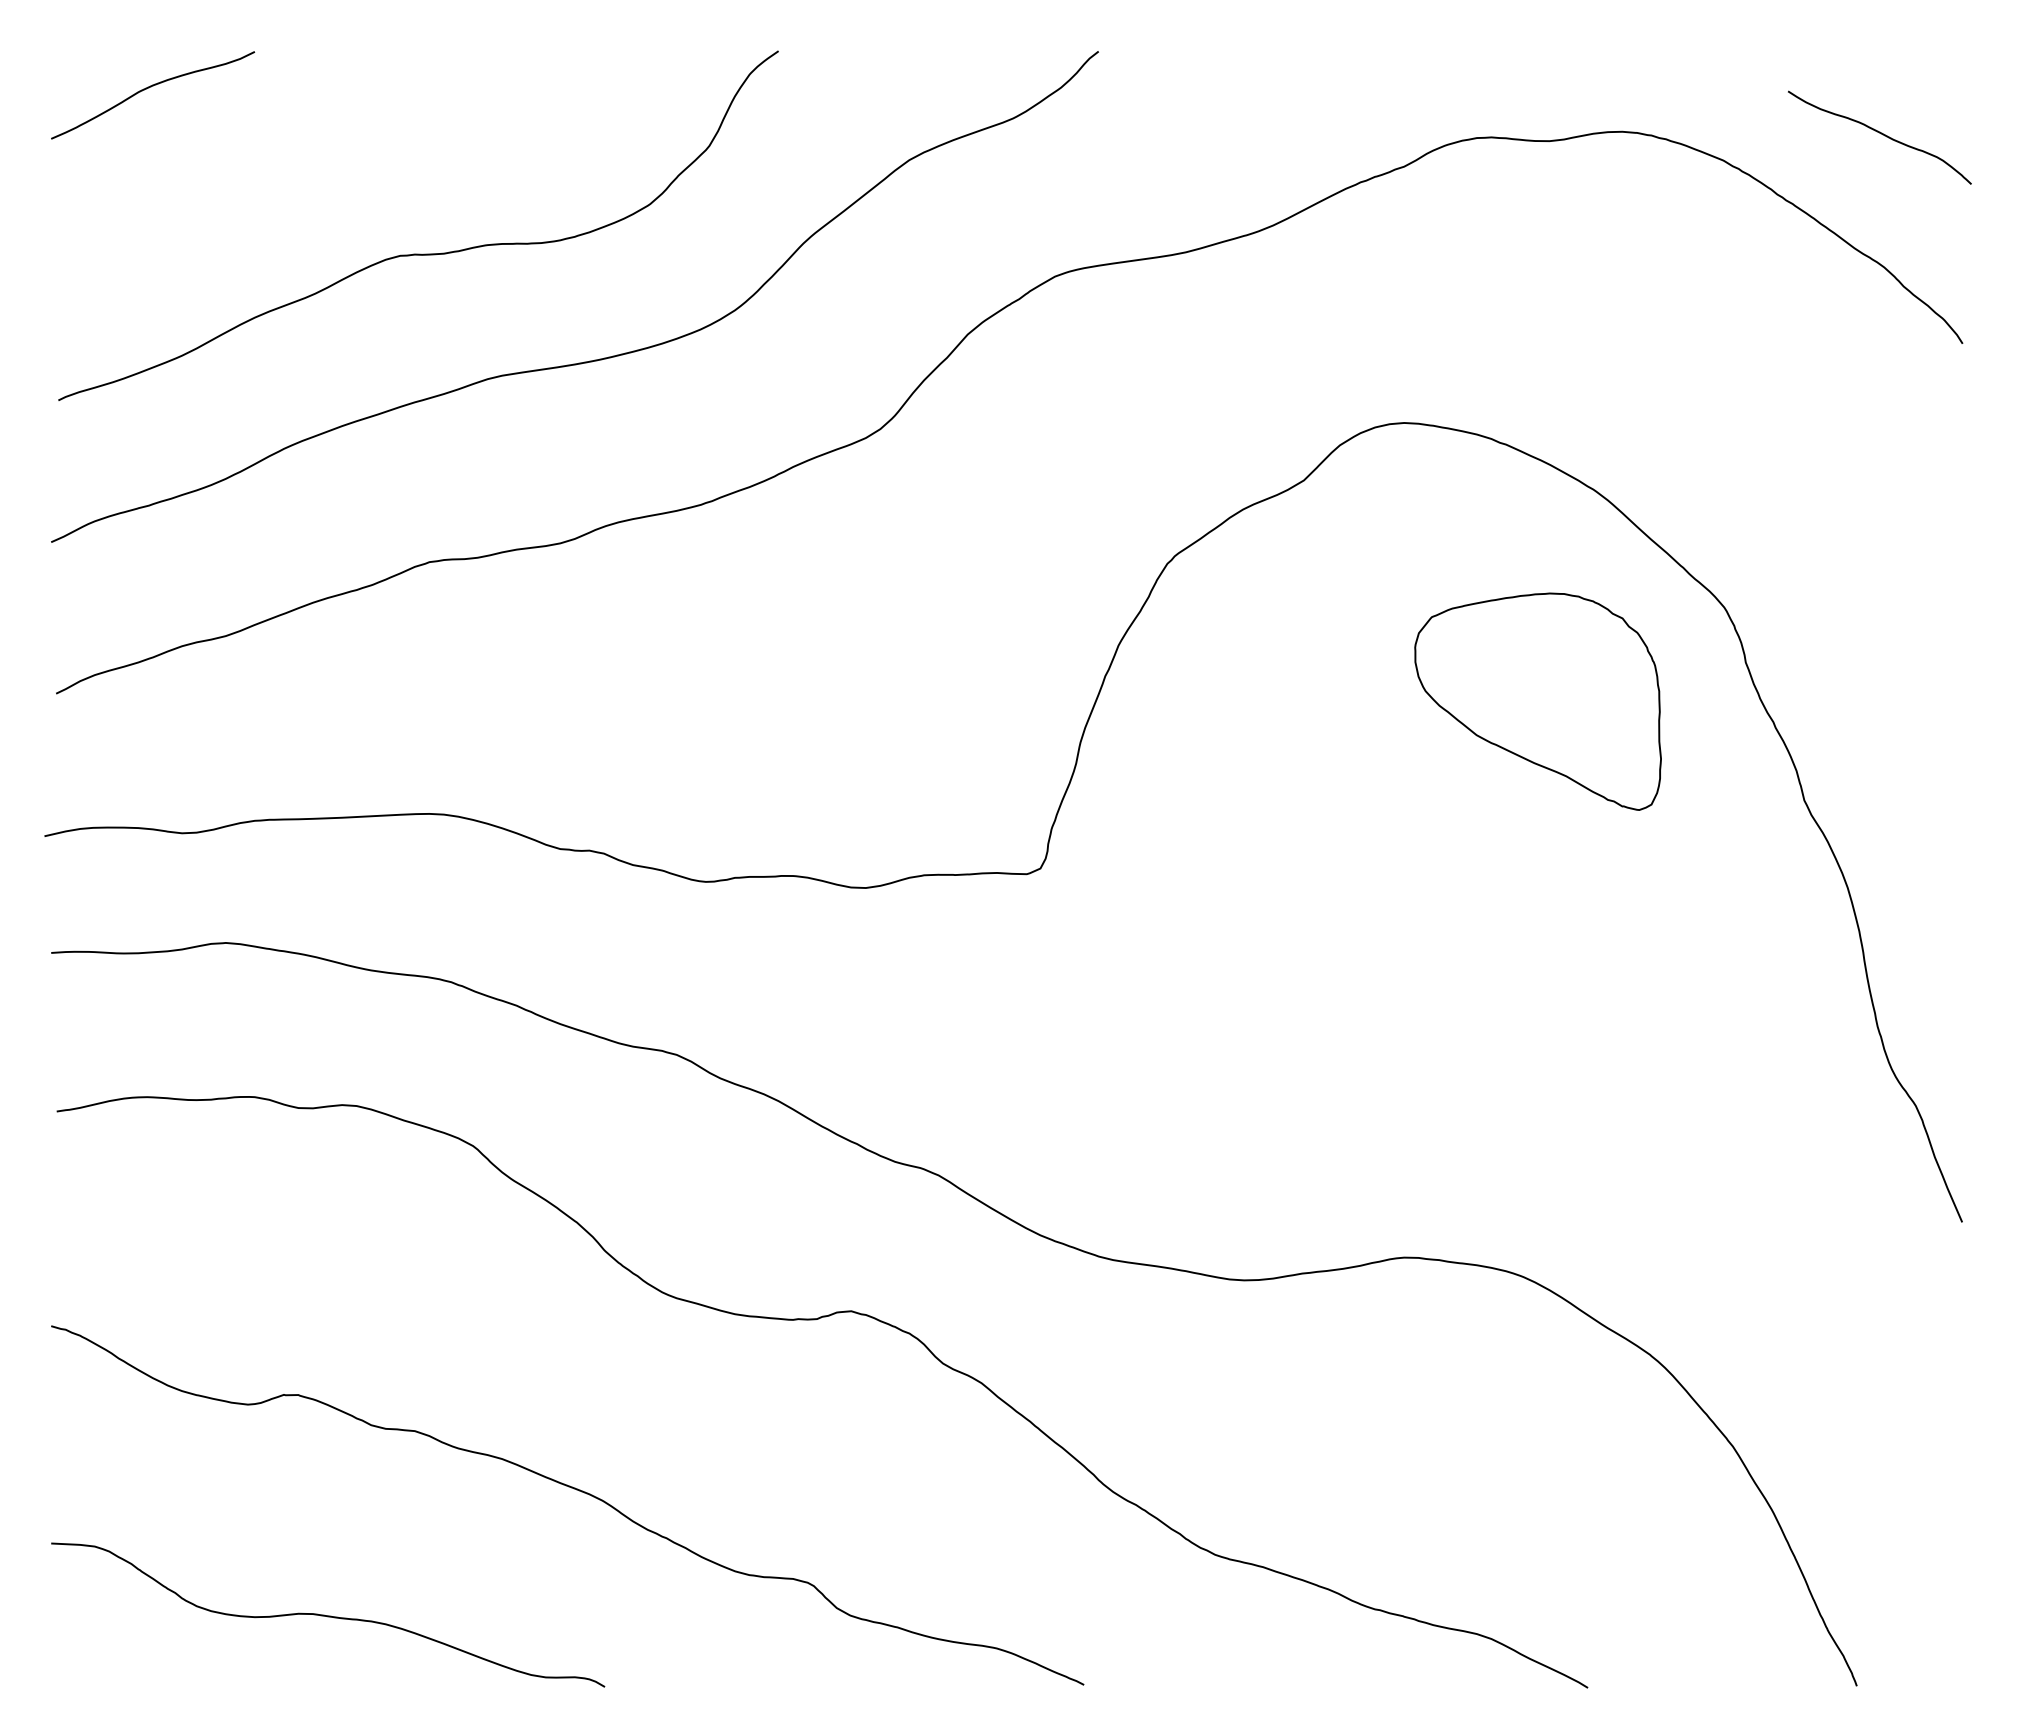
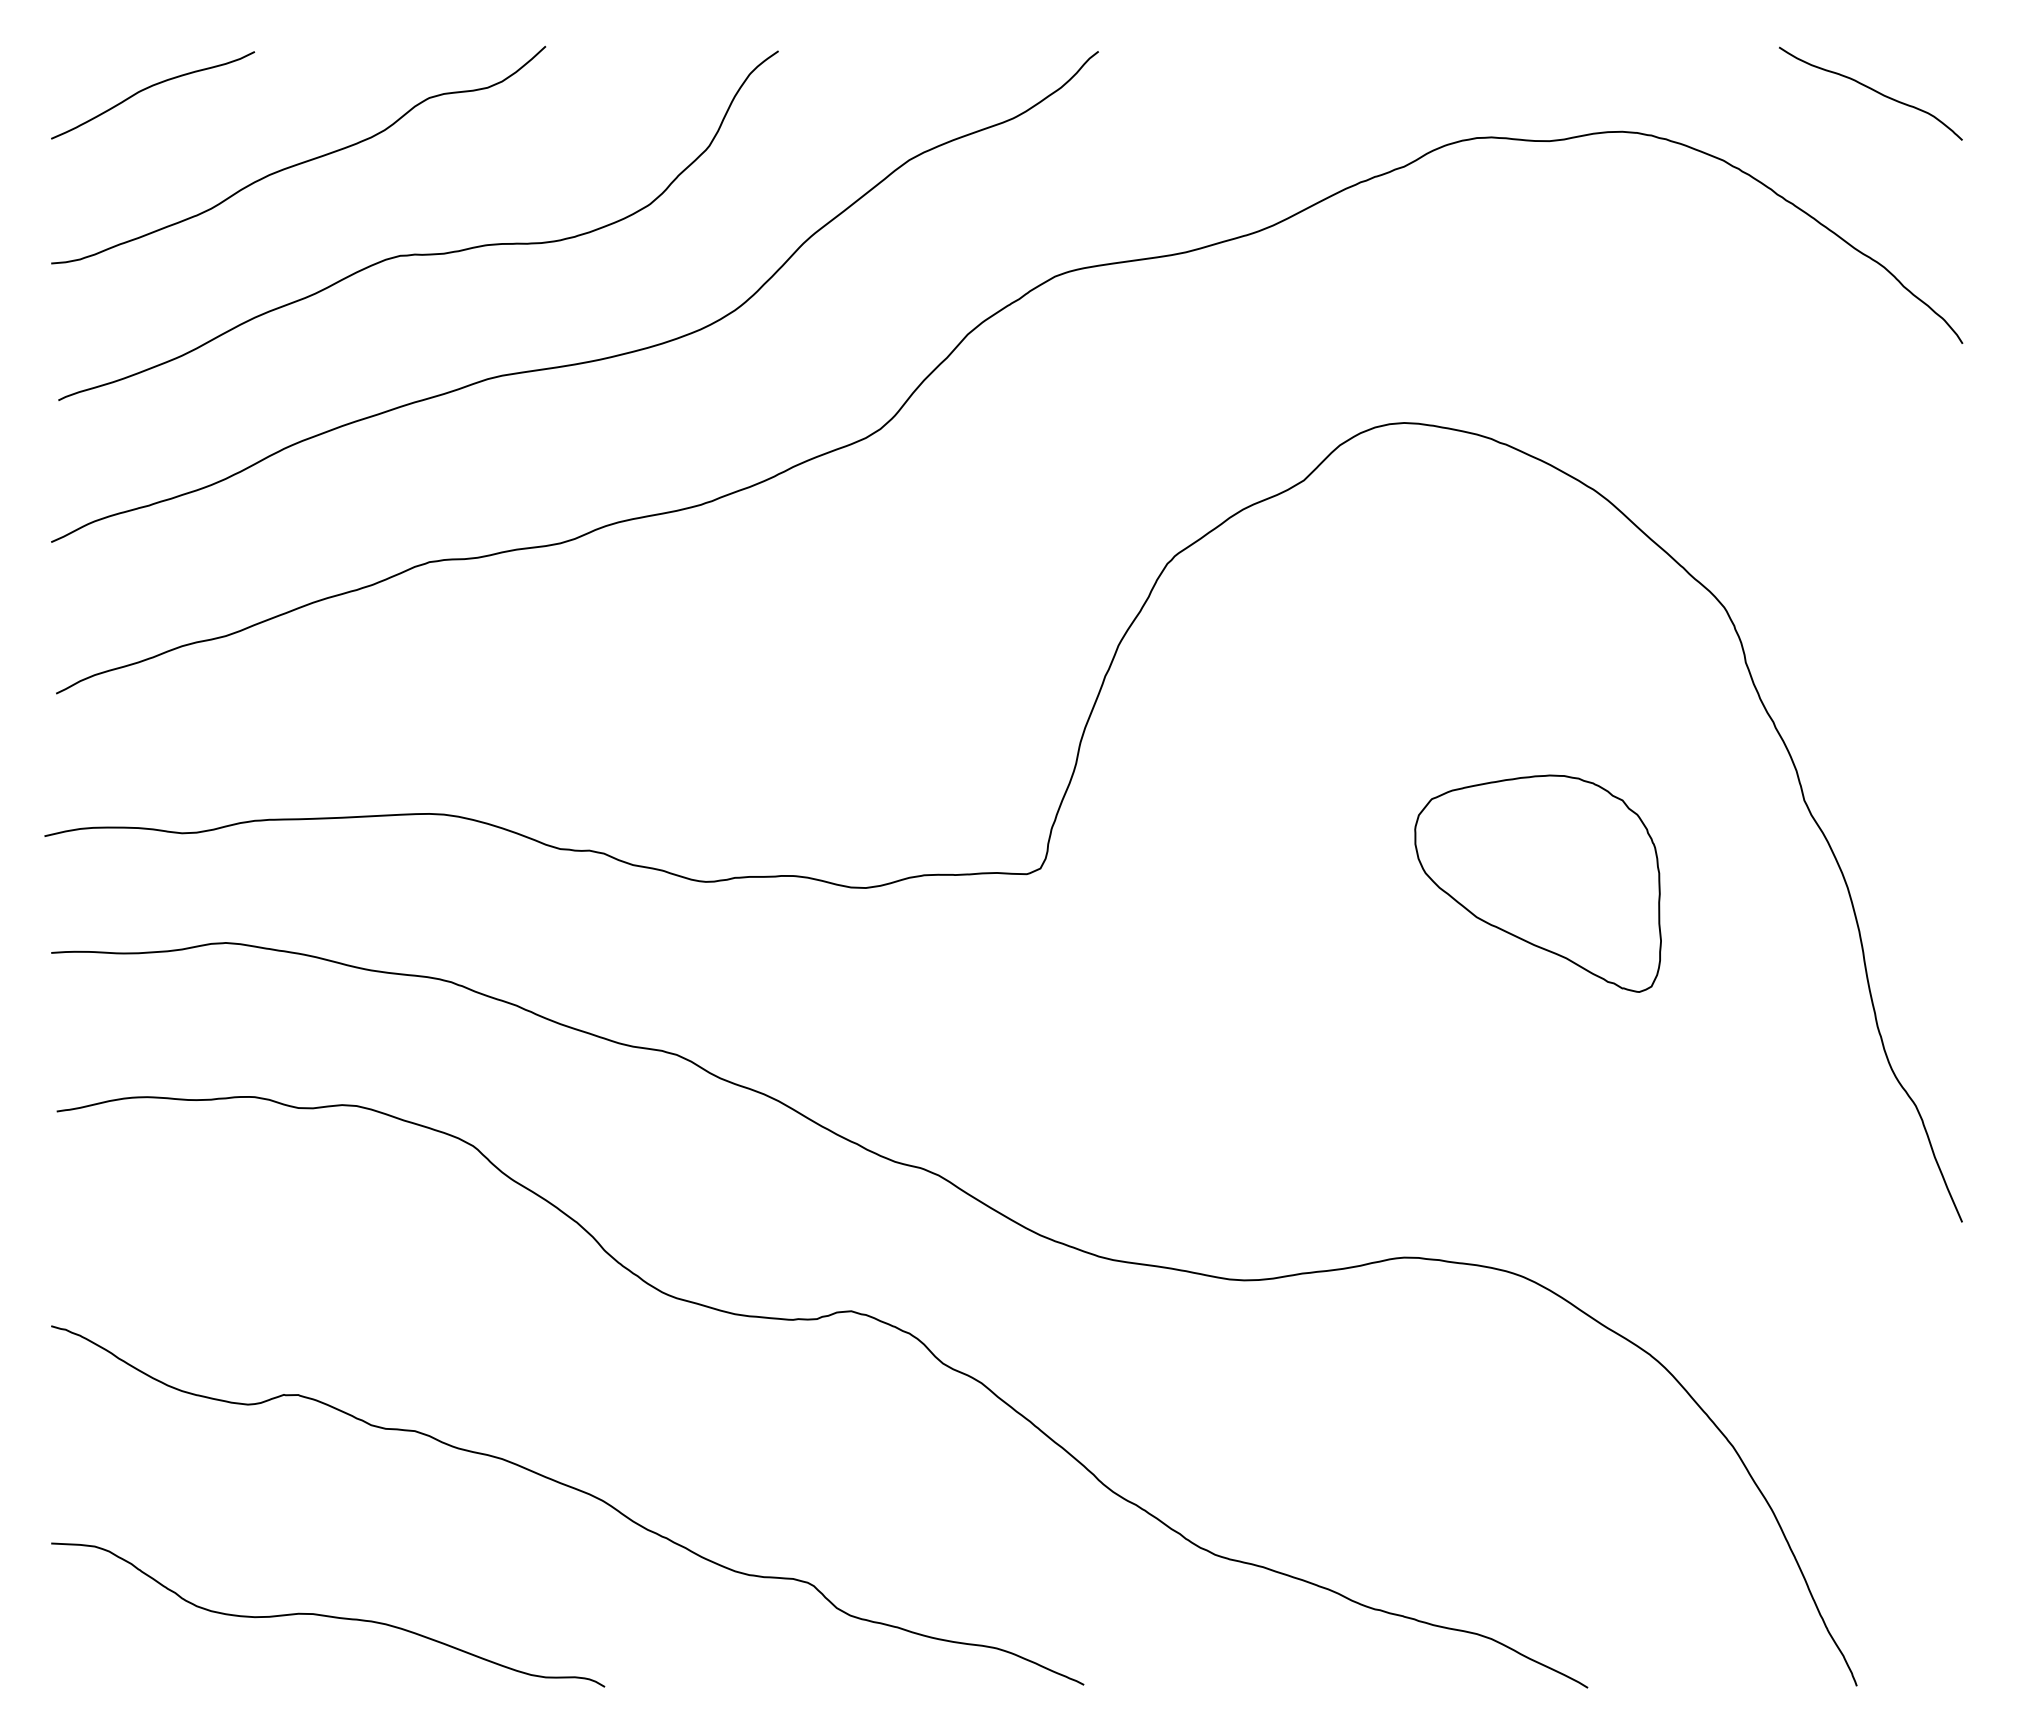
curve position: (1881, 134) -> (1872, 90) (1872, 90)
curve: none -> present (302, 161)
part position: (1537, 701) -> (1537, 883) (1537, 883)
